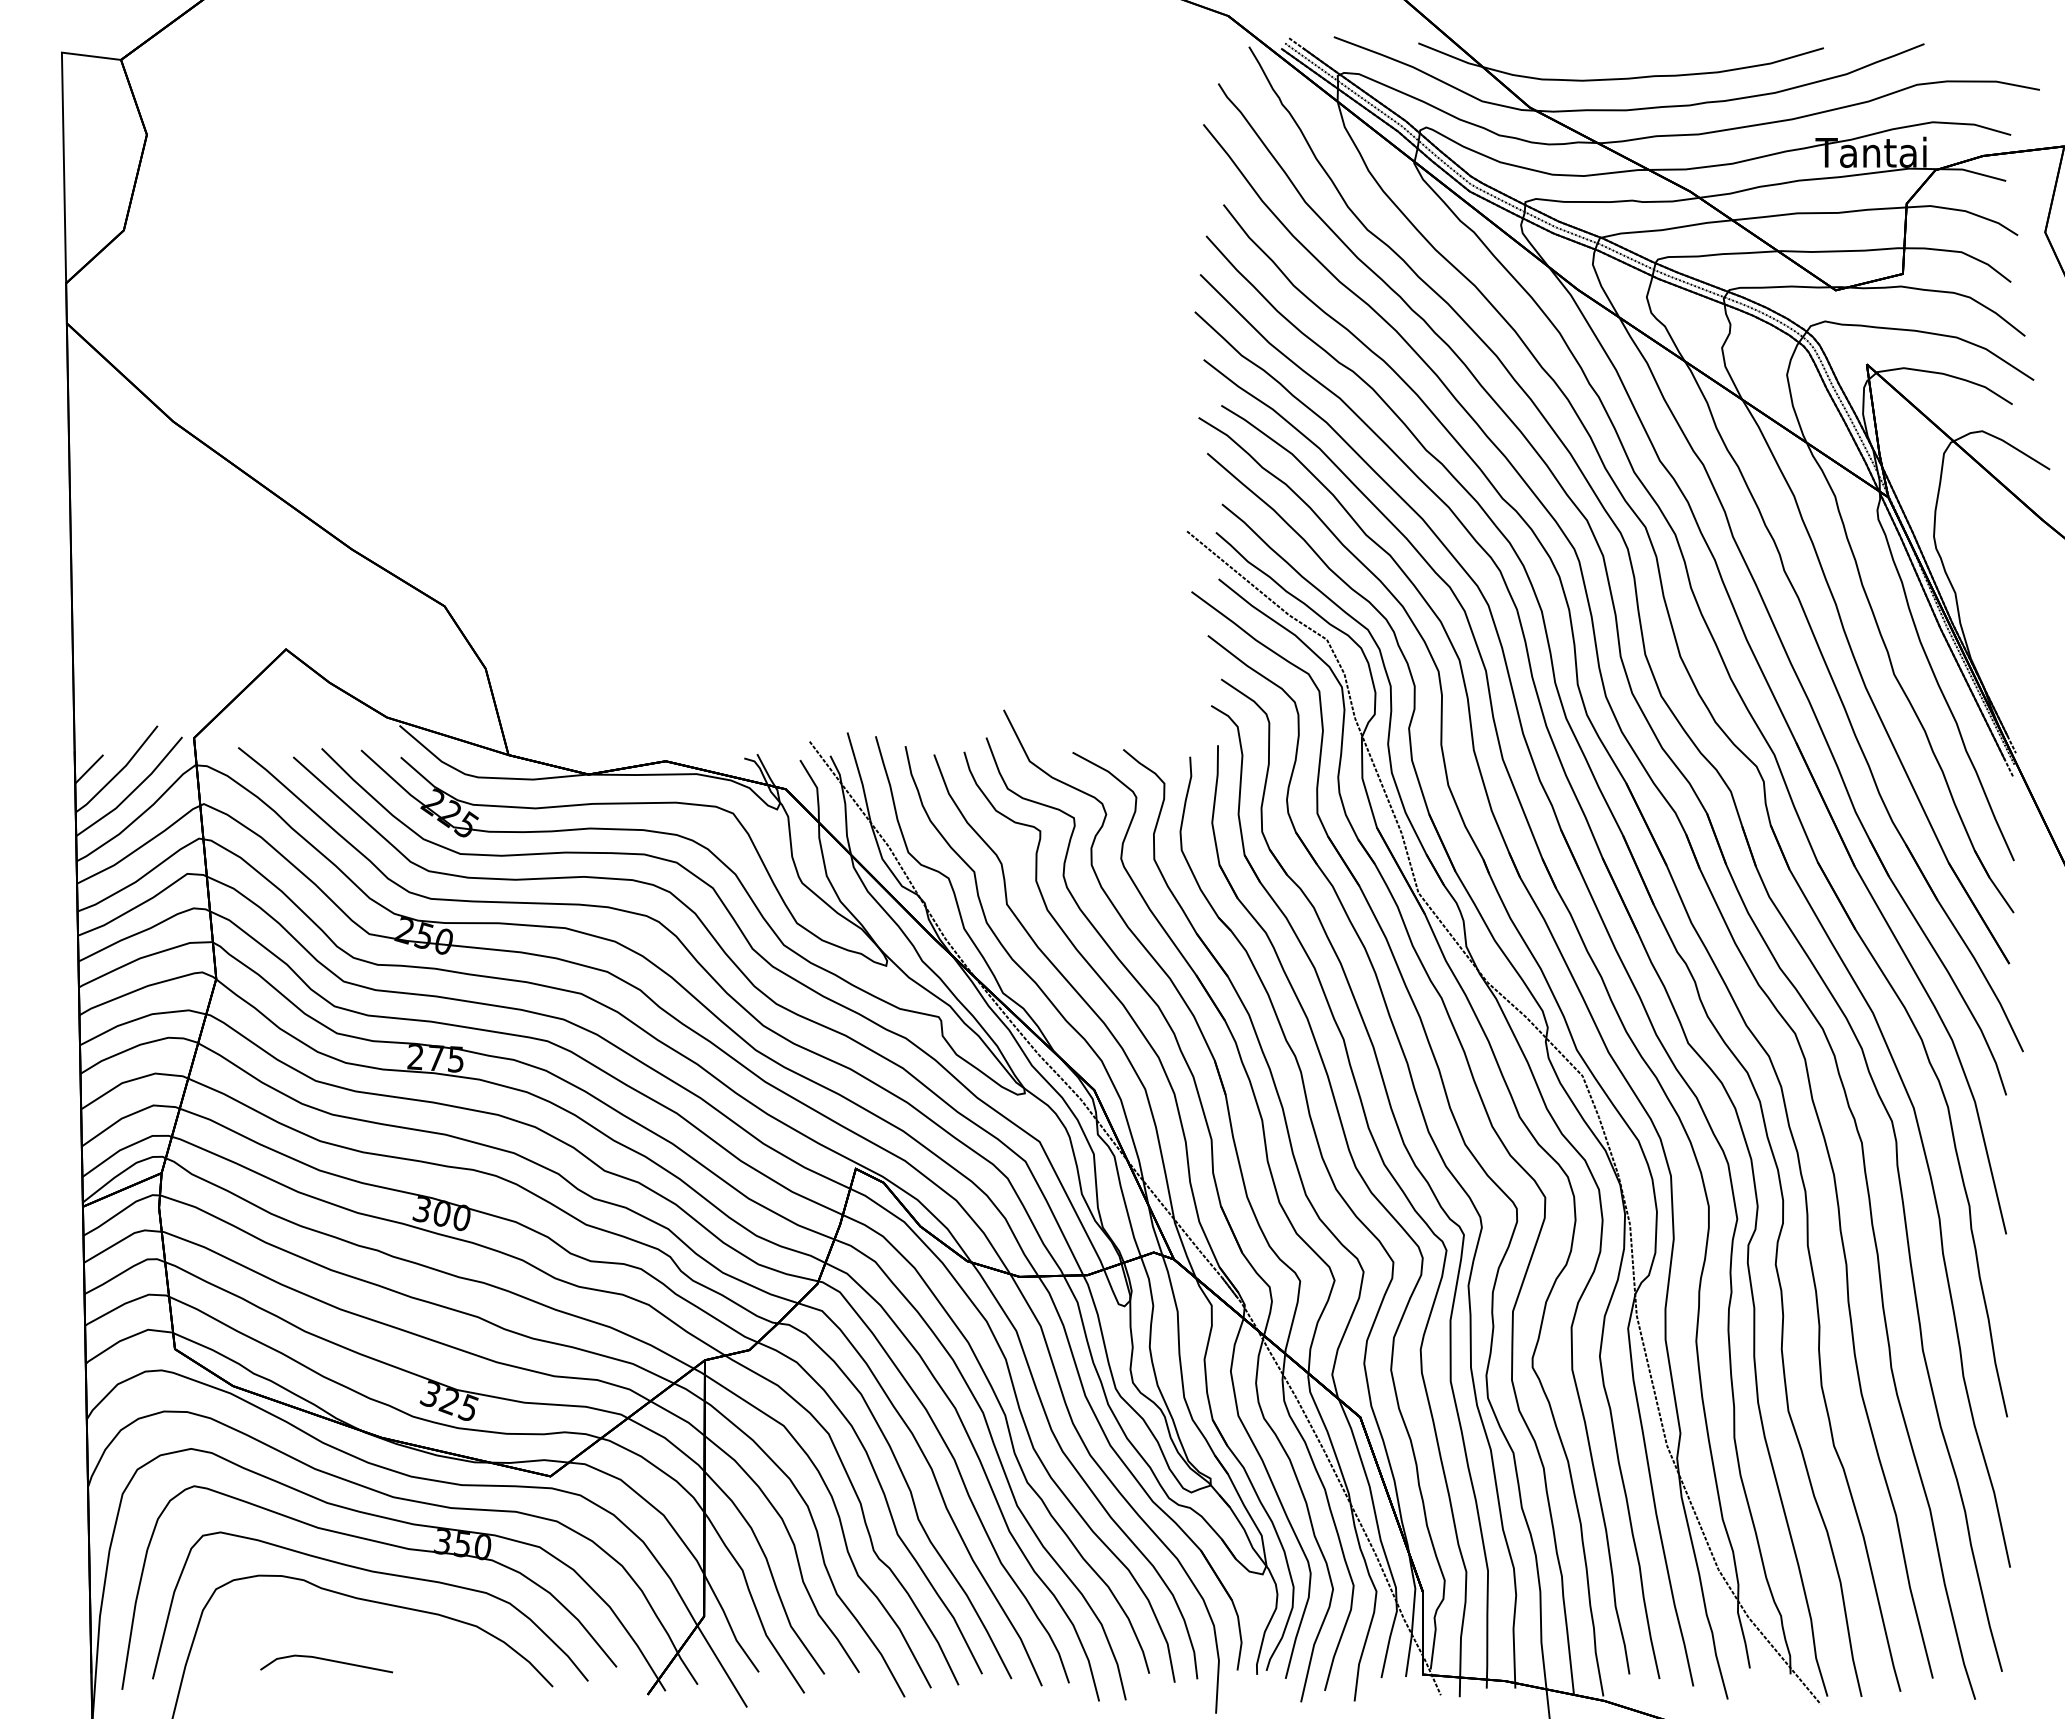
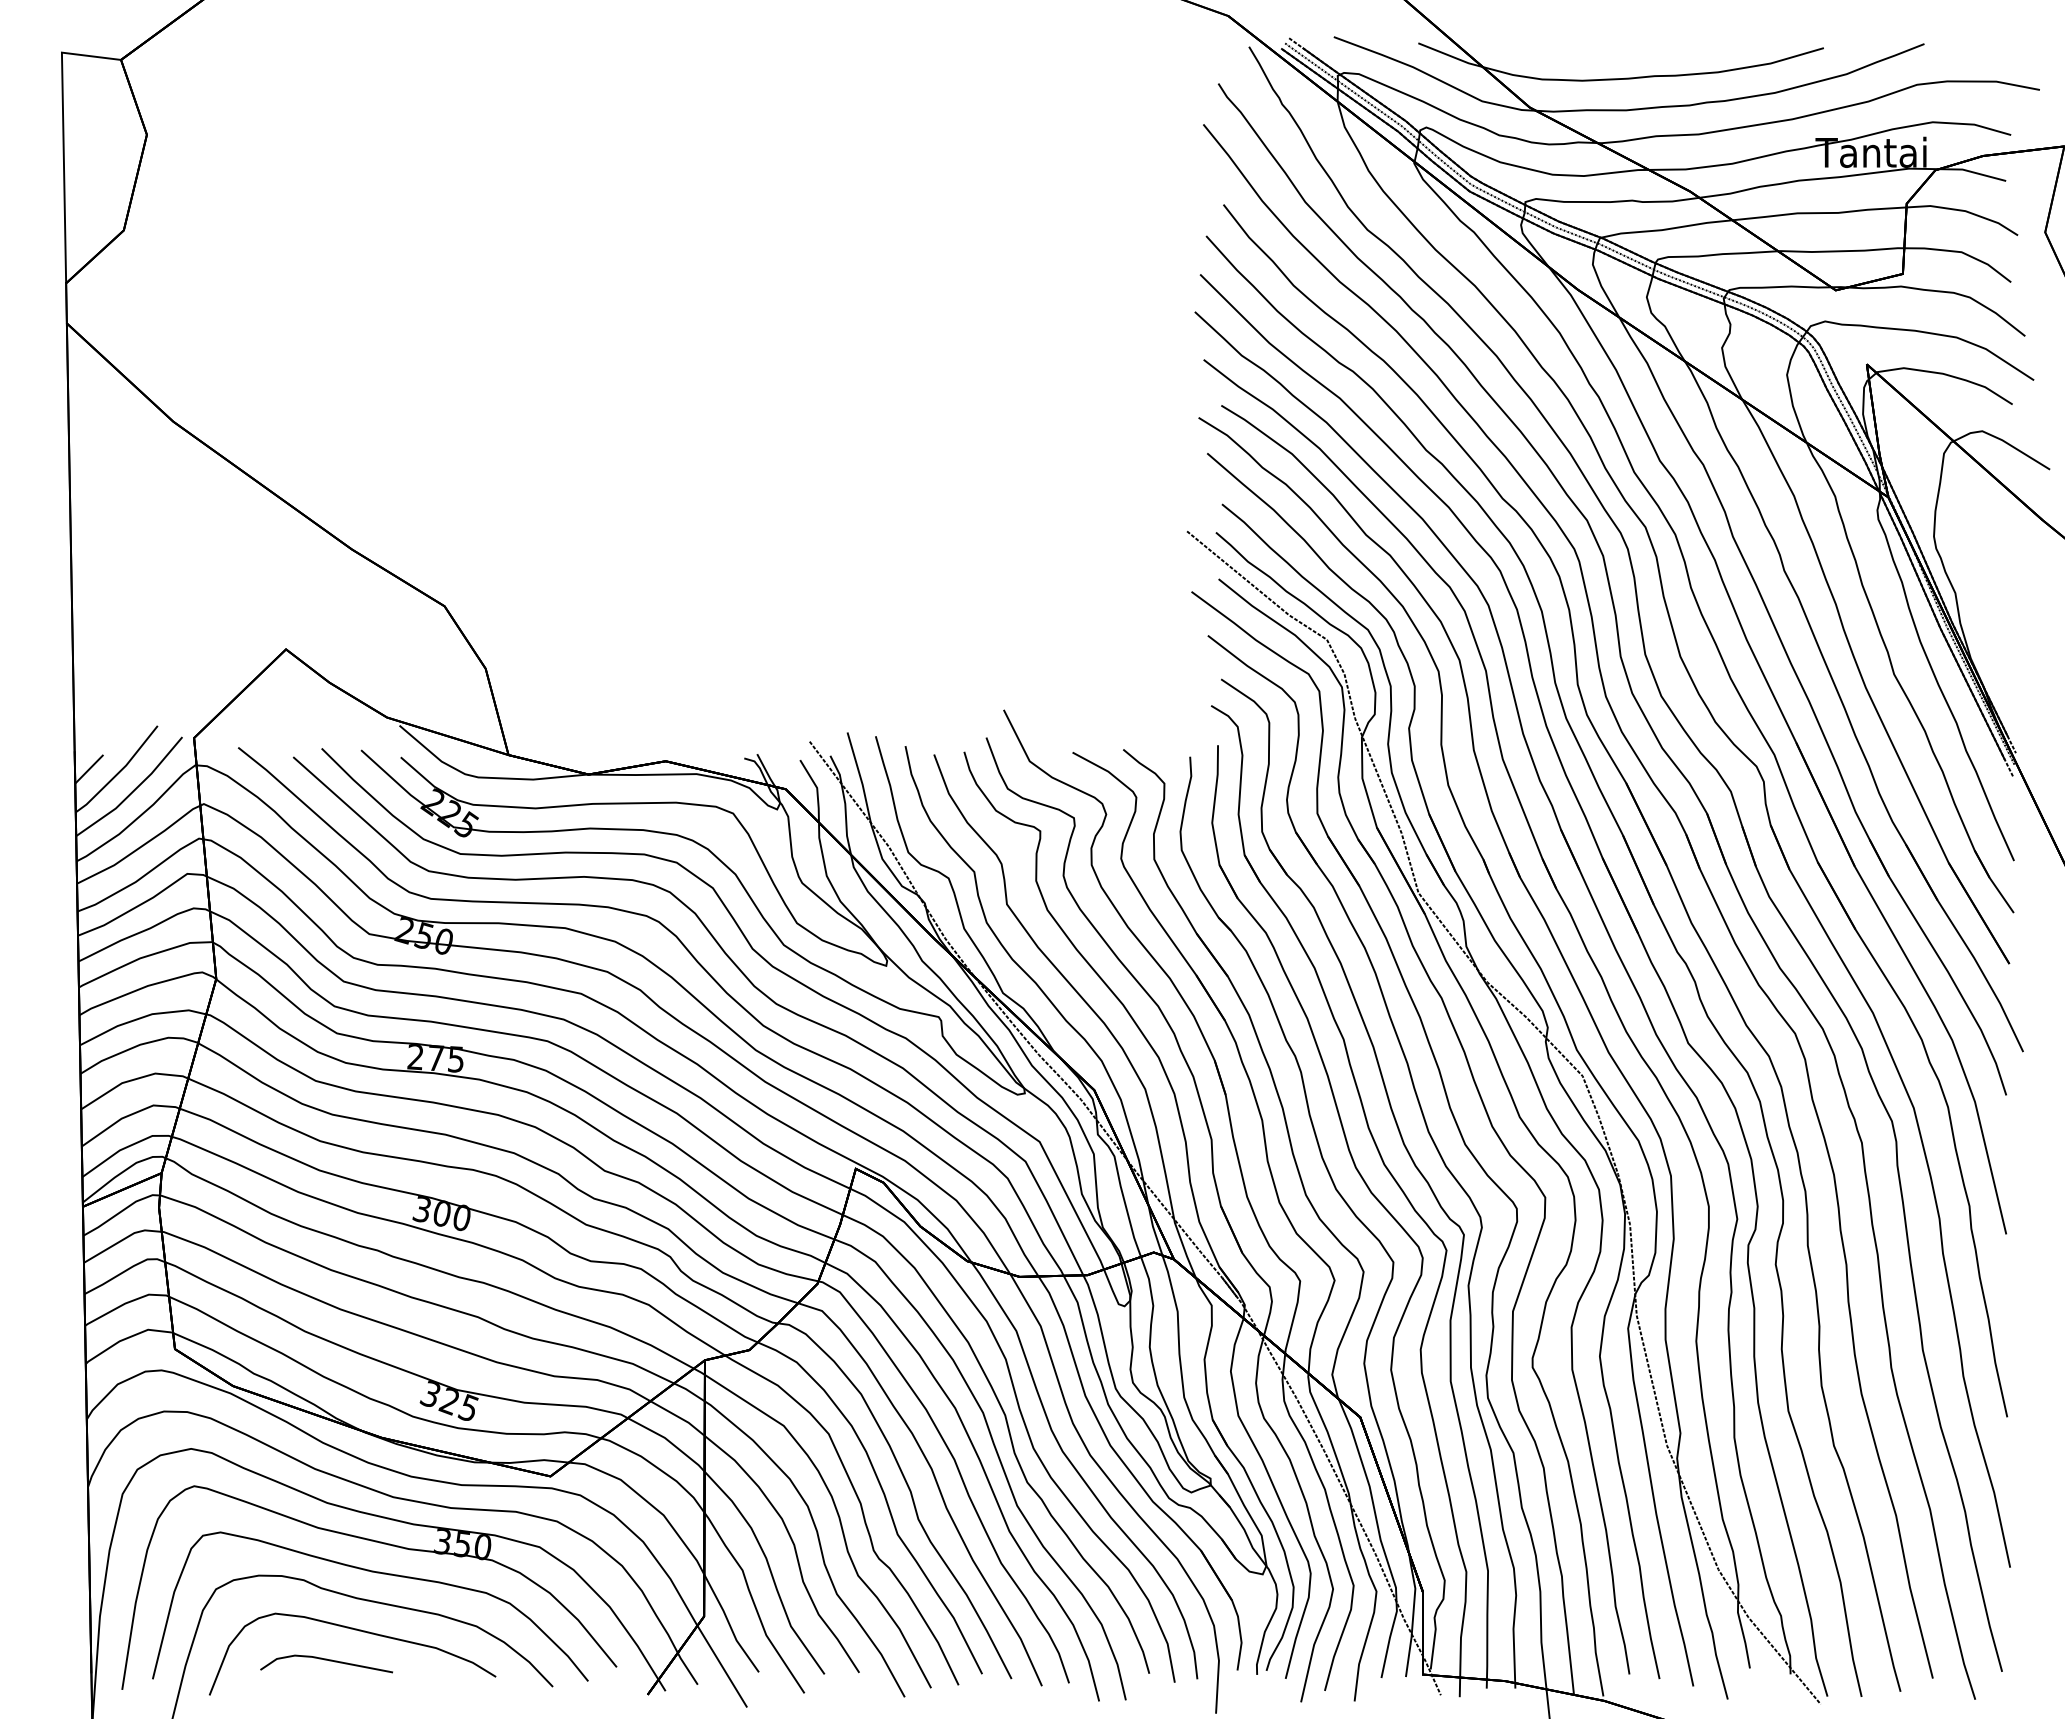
part: none -> present (359, 1631)
